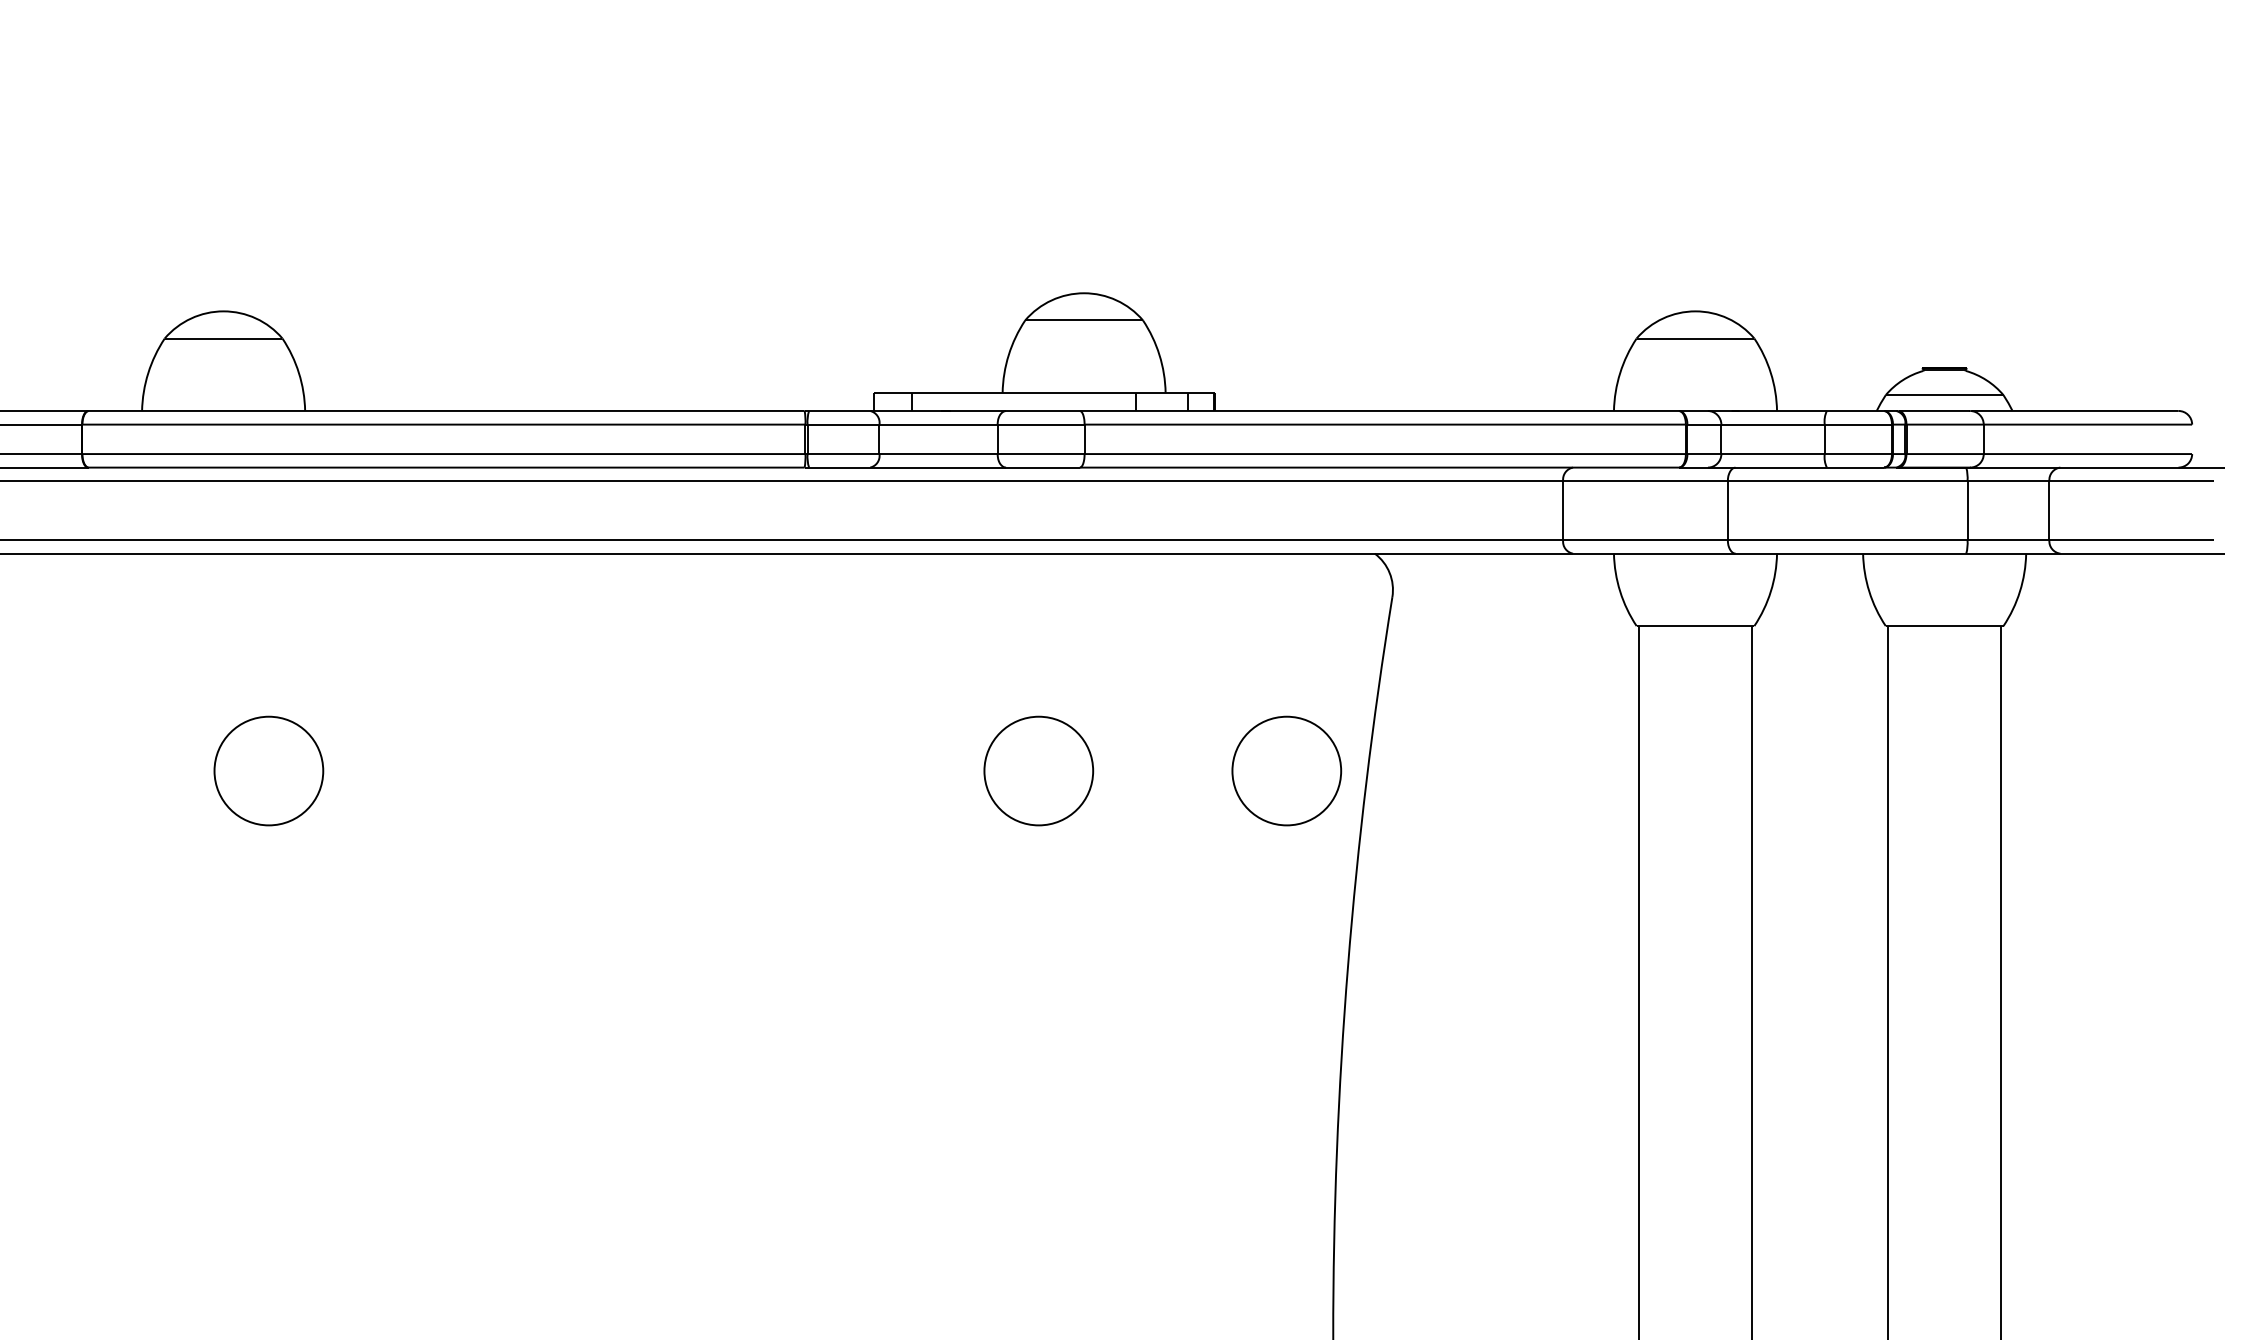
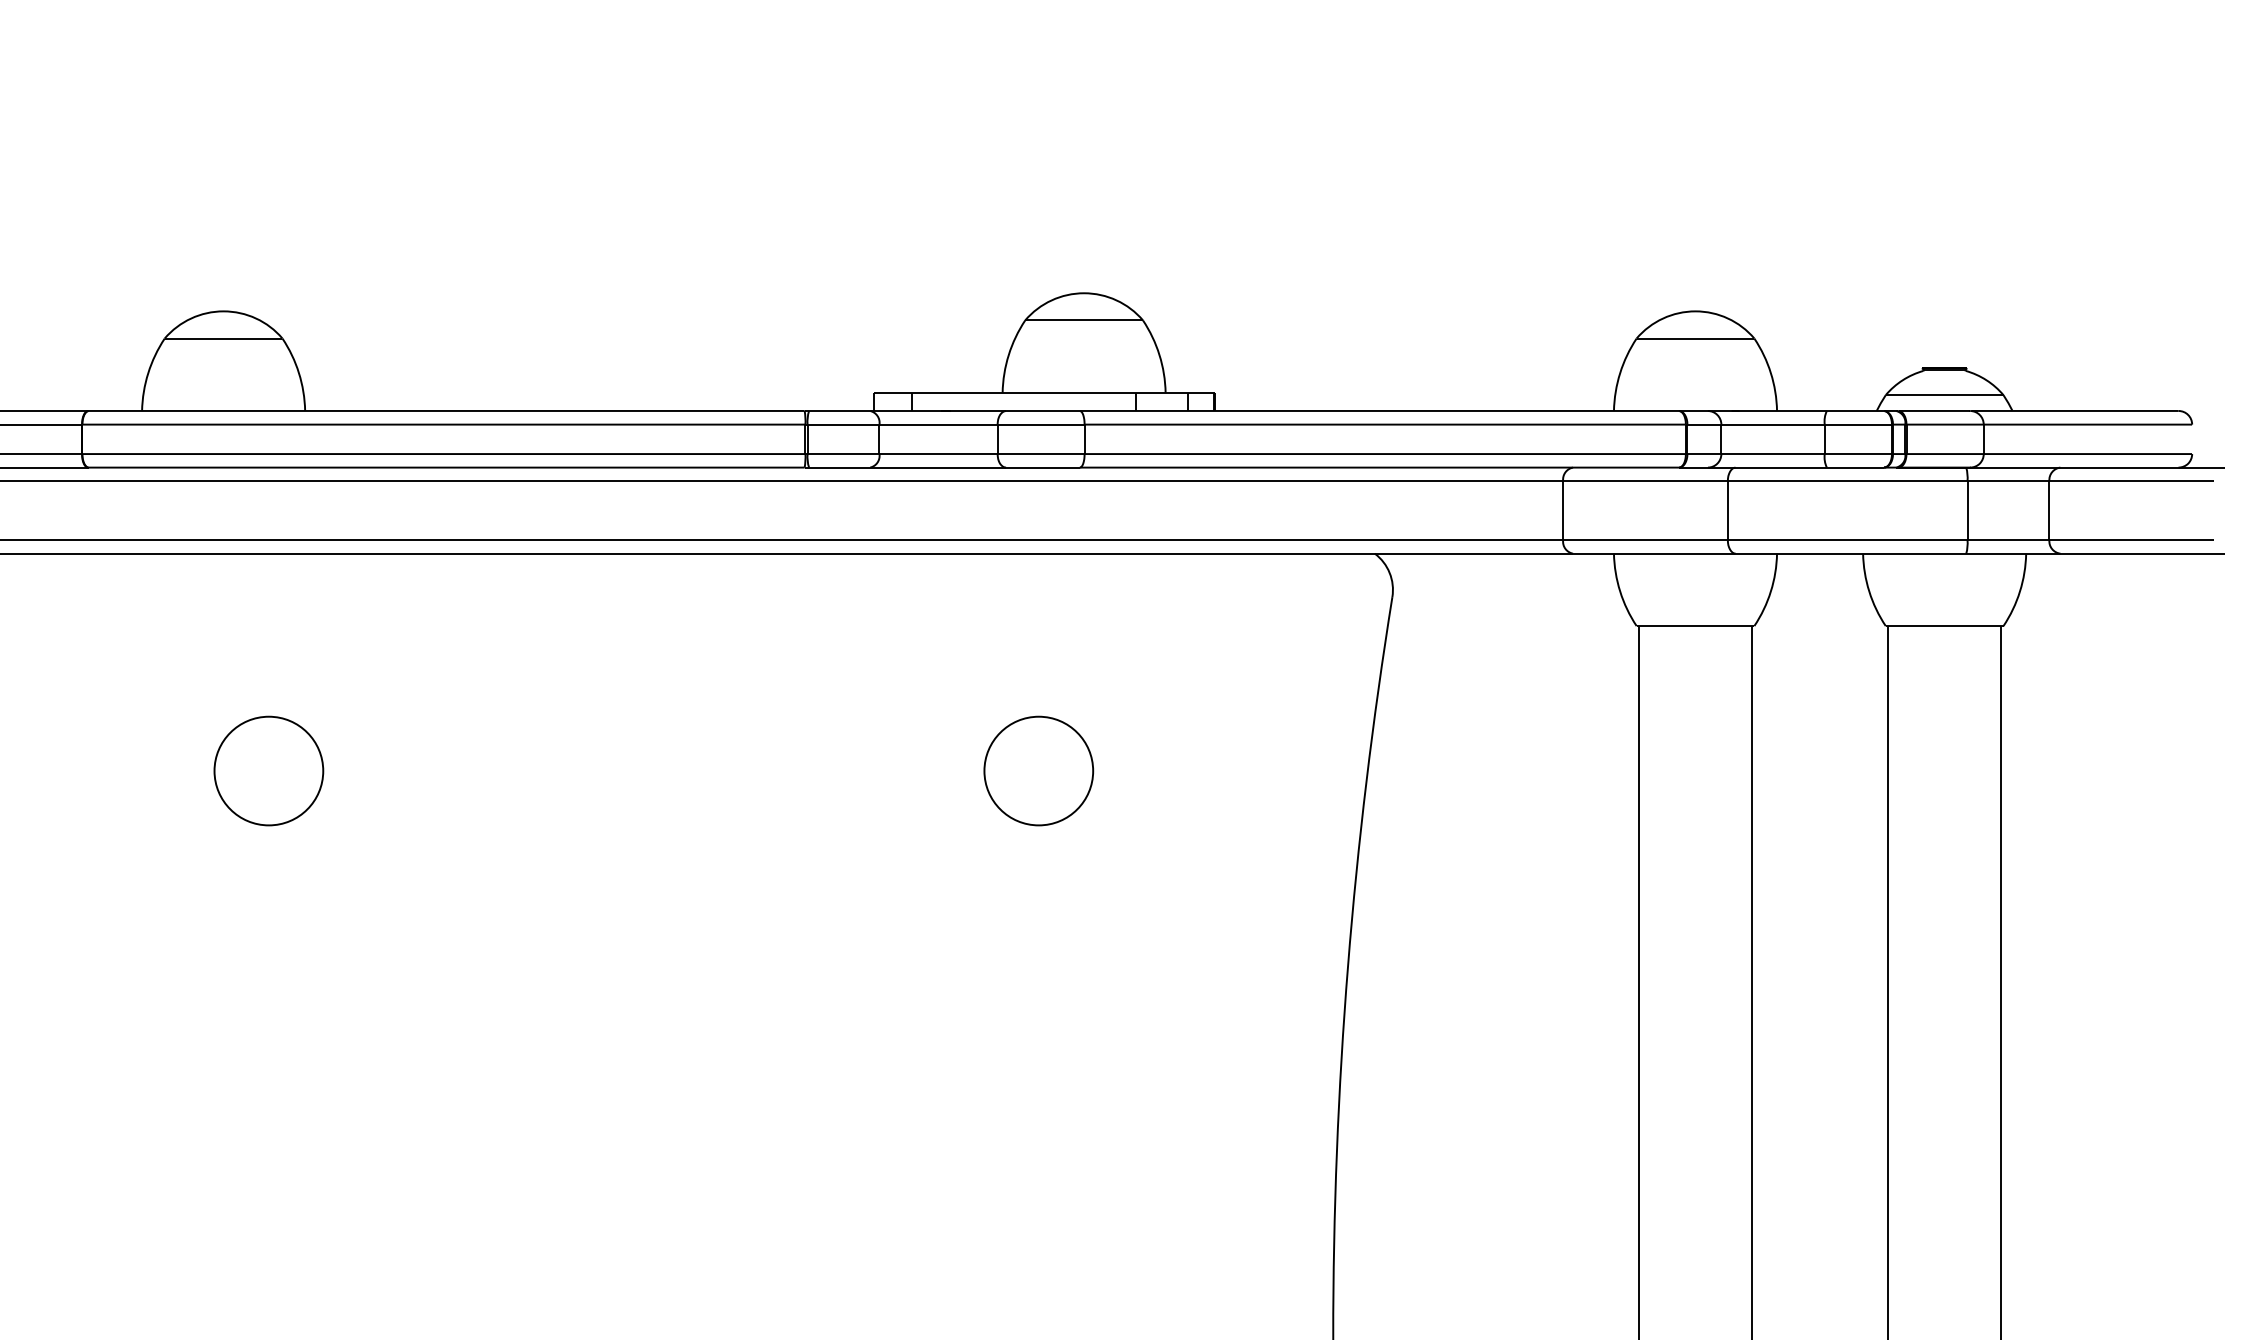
part: present -> none (1286, 770)
